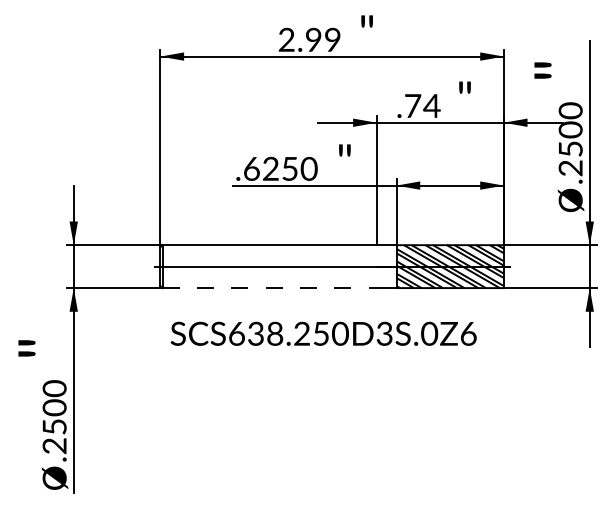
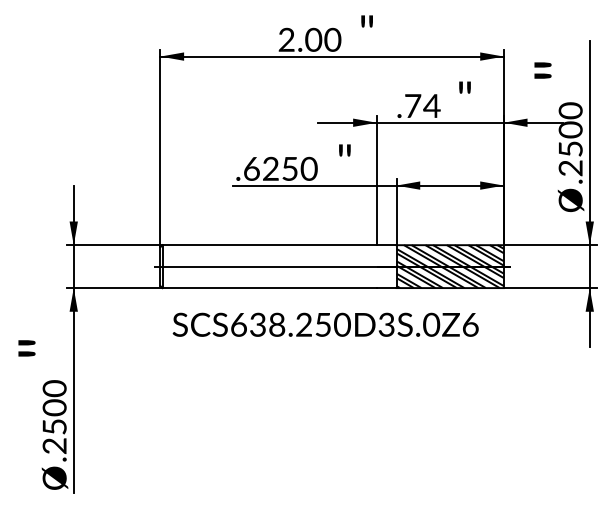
text: 2.99 -> 2.00 (323, 40)
line: dashed -> solid (270, 288)
text position: (323, 333) -> (325, 324) (325, 324)
